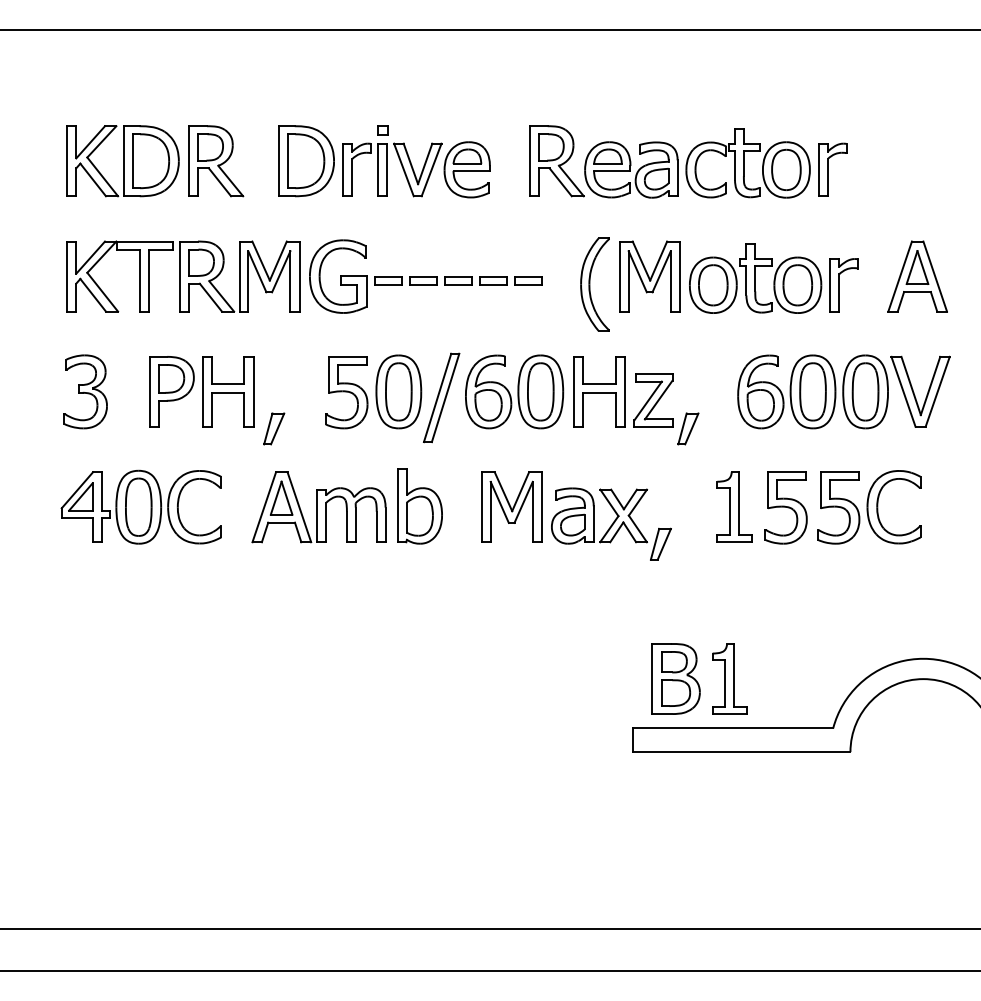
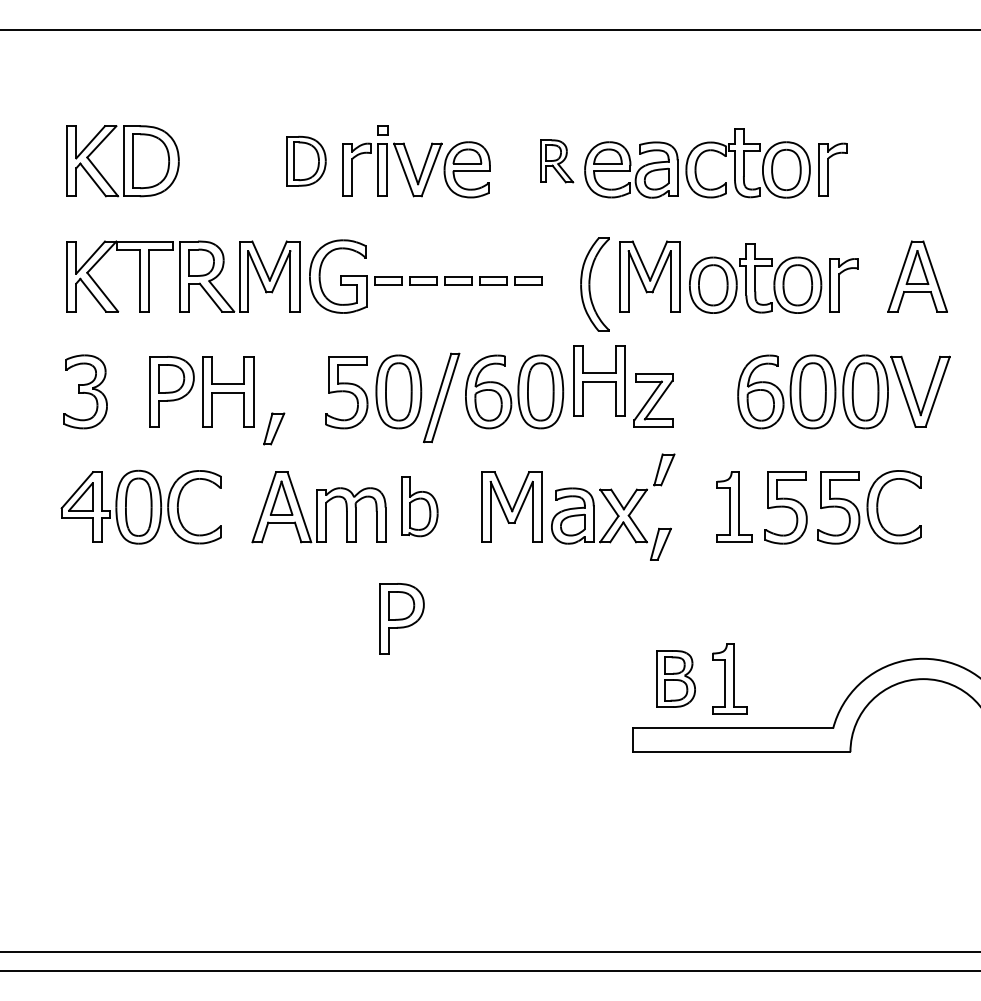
part: present -> none (216, 161)
part size: 57x73 px -> 41x52 px (306, 160)
part size: 56x73 px -> 35x45 px (557, 161)
part position: (599, 391) -> (599, 380) (599, 380)
part position: (688, 428) -> (664, 469) (664, 469)
part size: 46x77 px -> 38x62 px (419, 506)
part: none -> present (401, 618)
part size: 50x72 px -> 40x58 px (675, 678)
line position: (489, 928) -> (489, 951) (489, 951)
